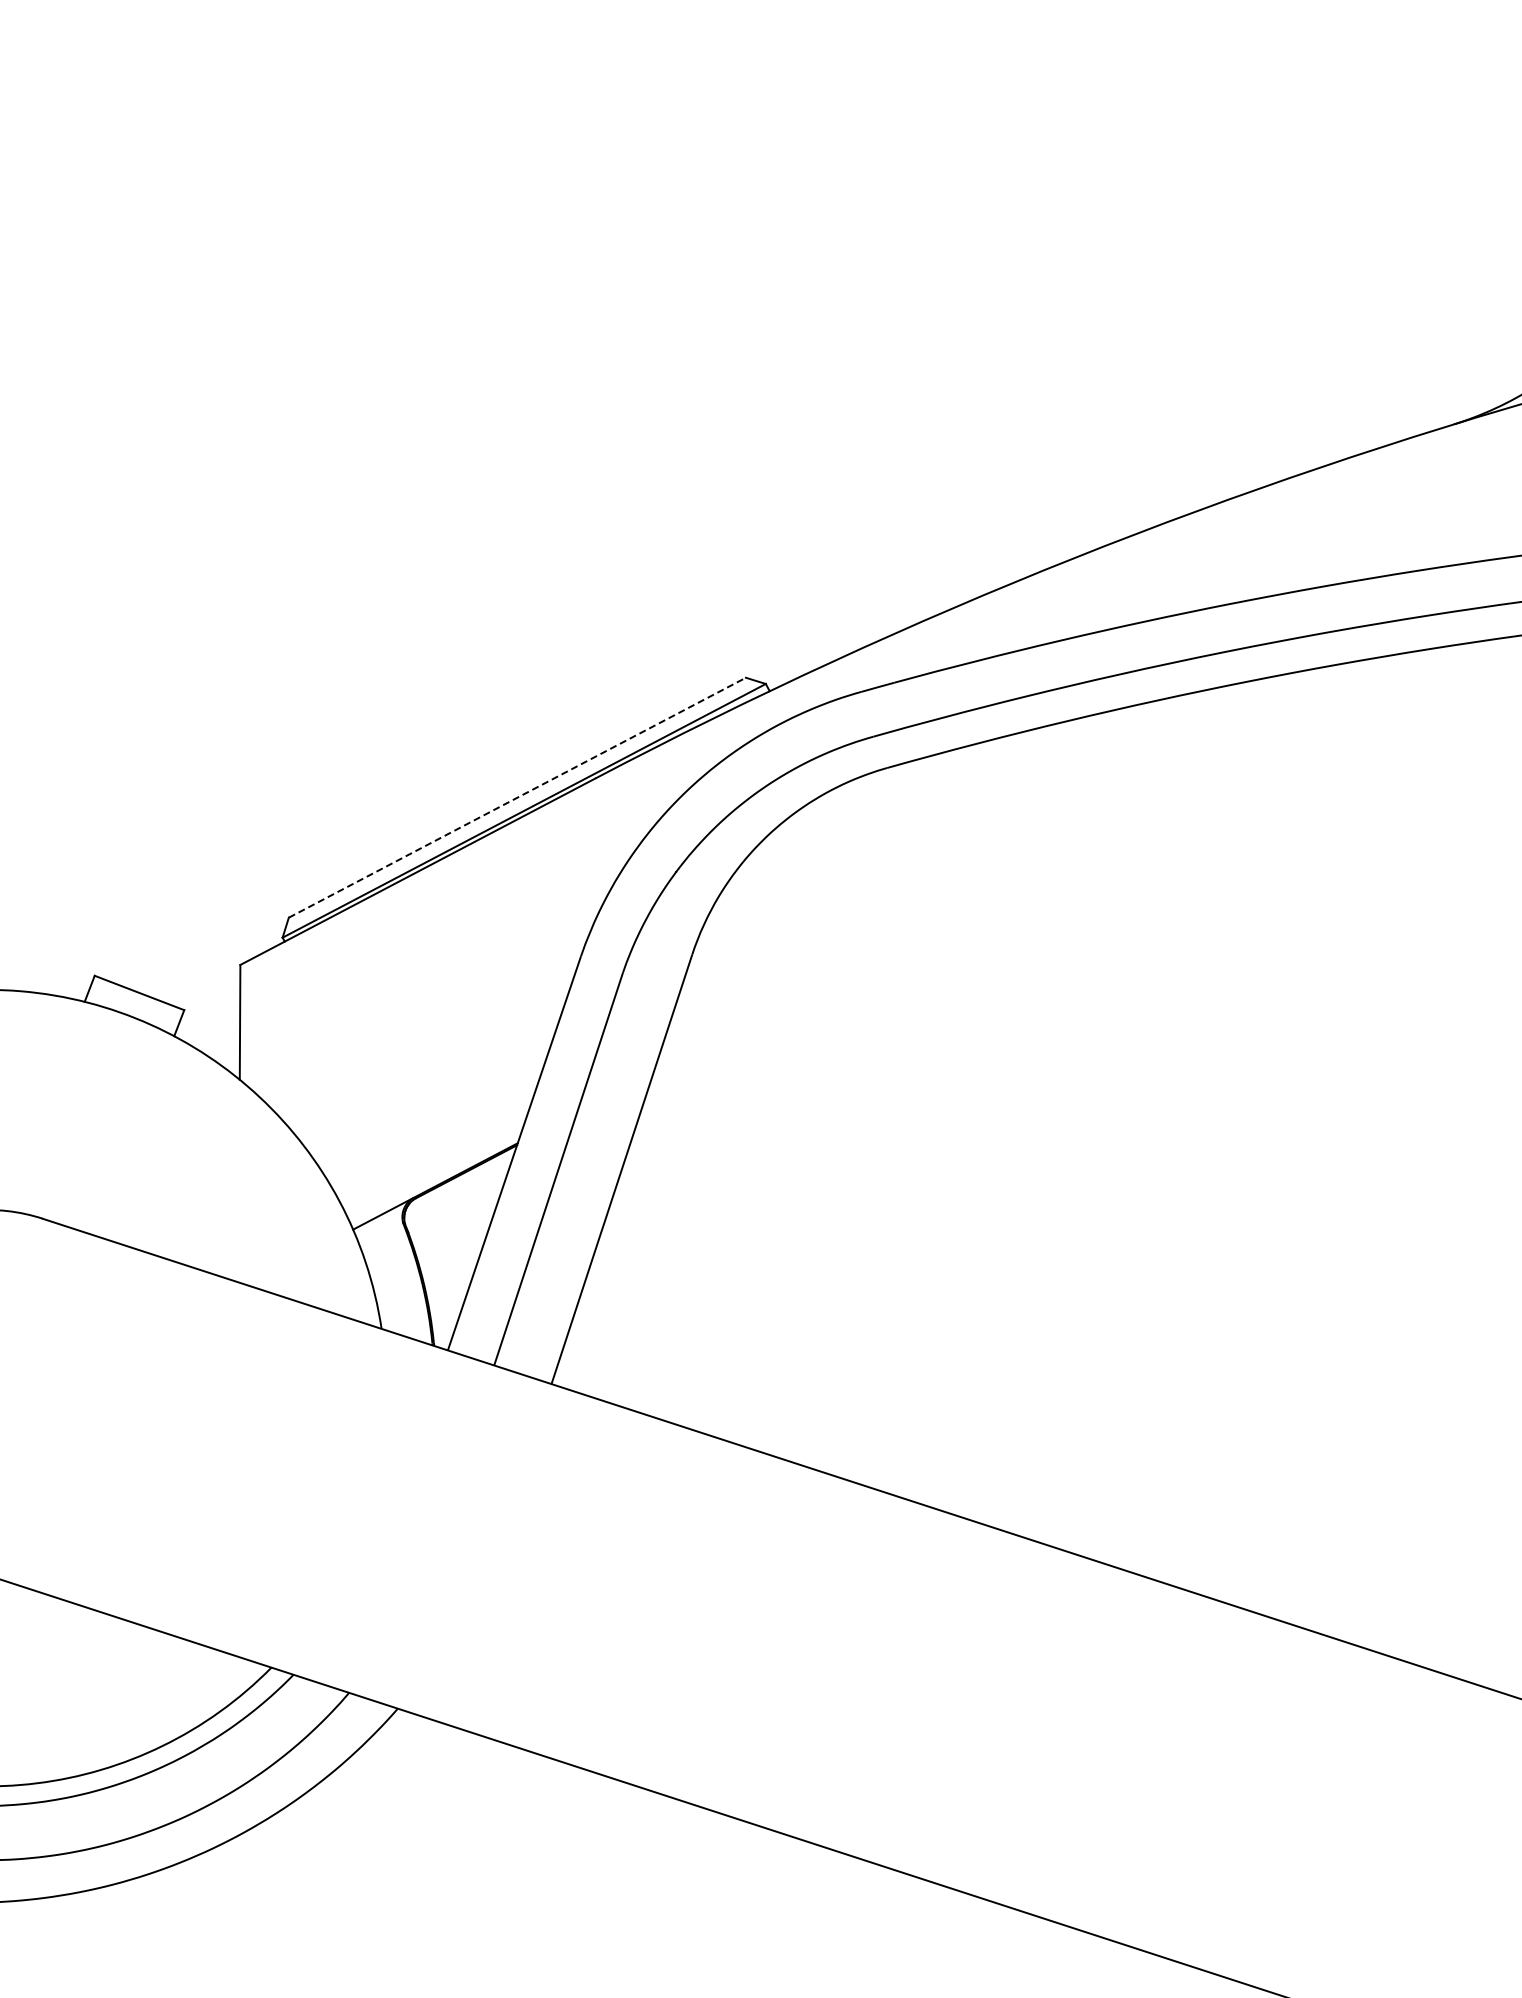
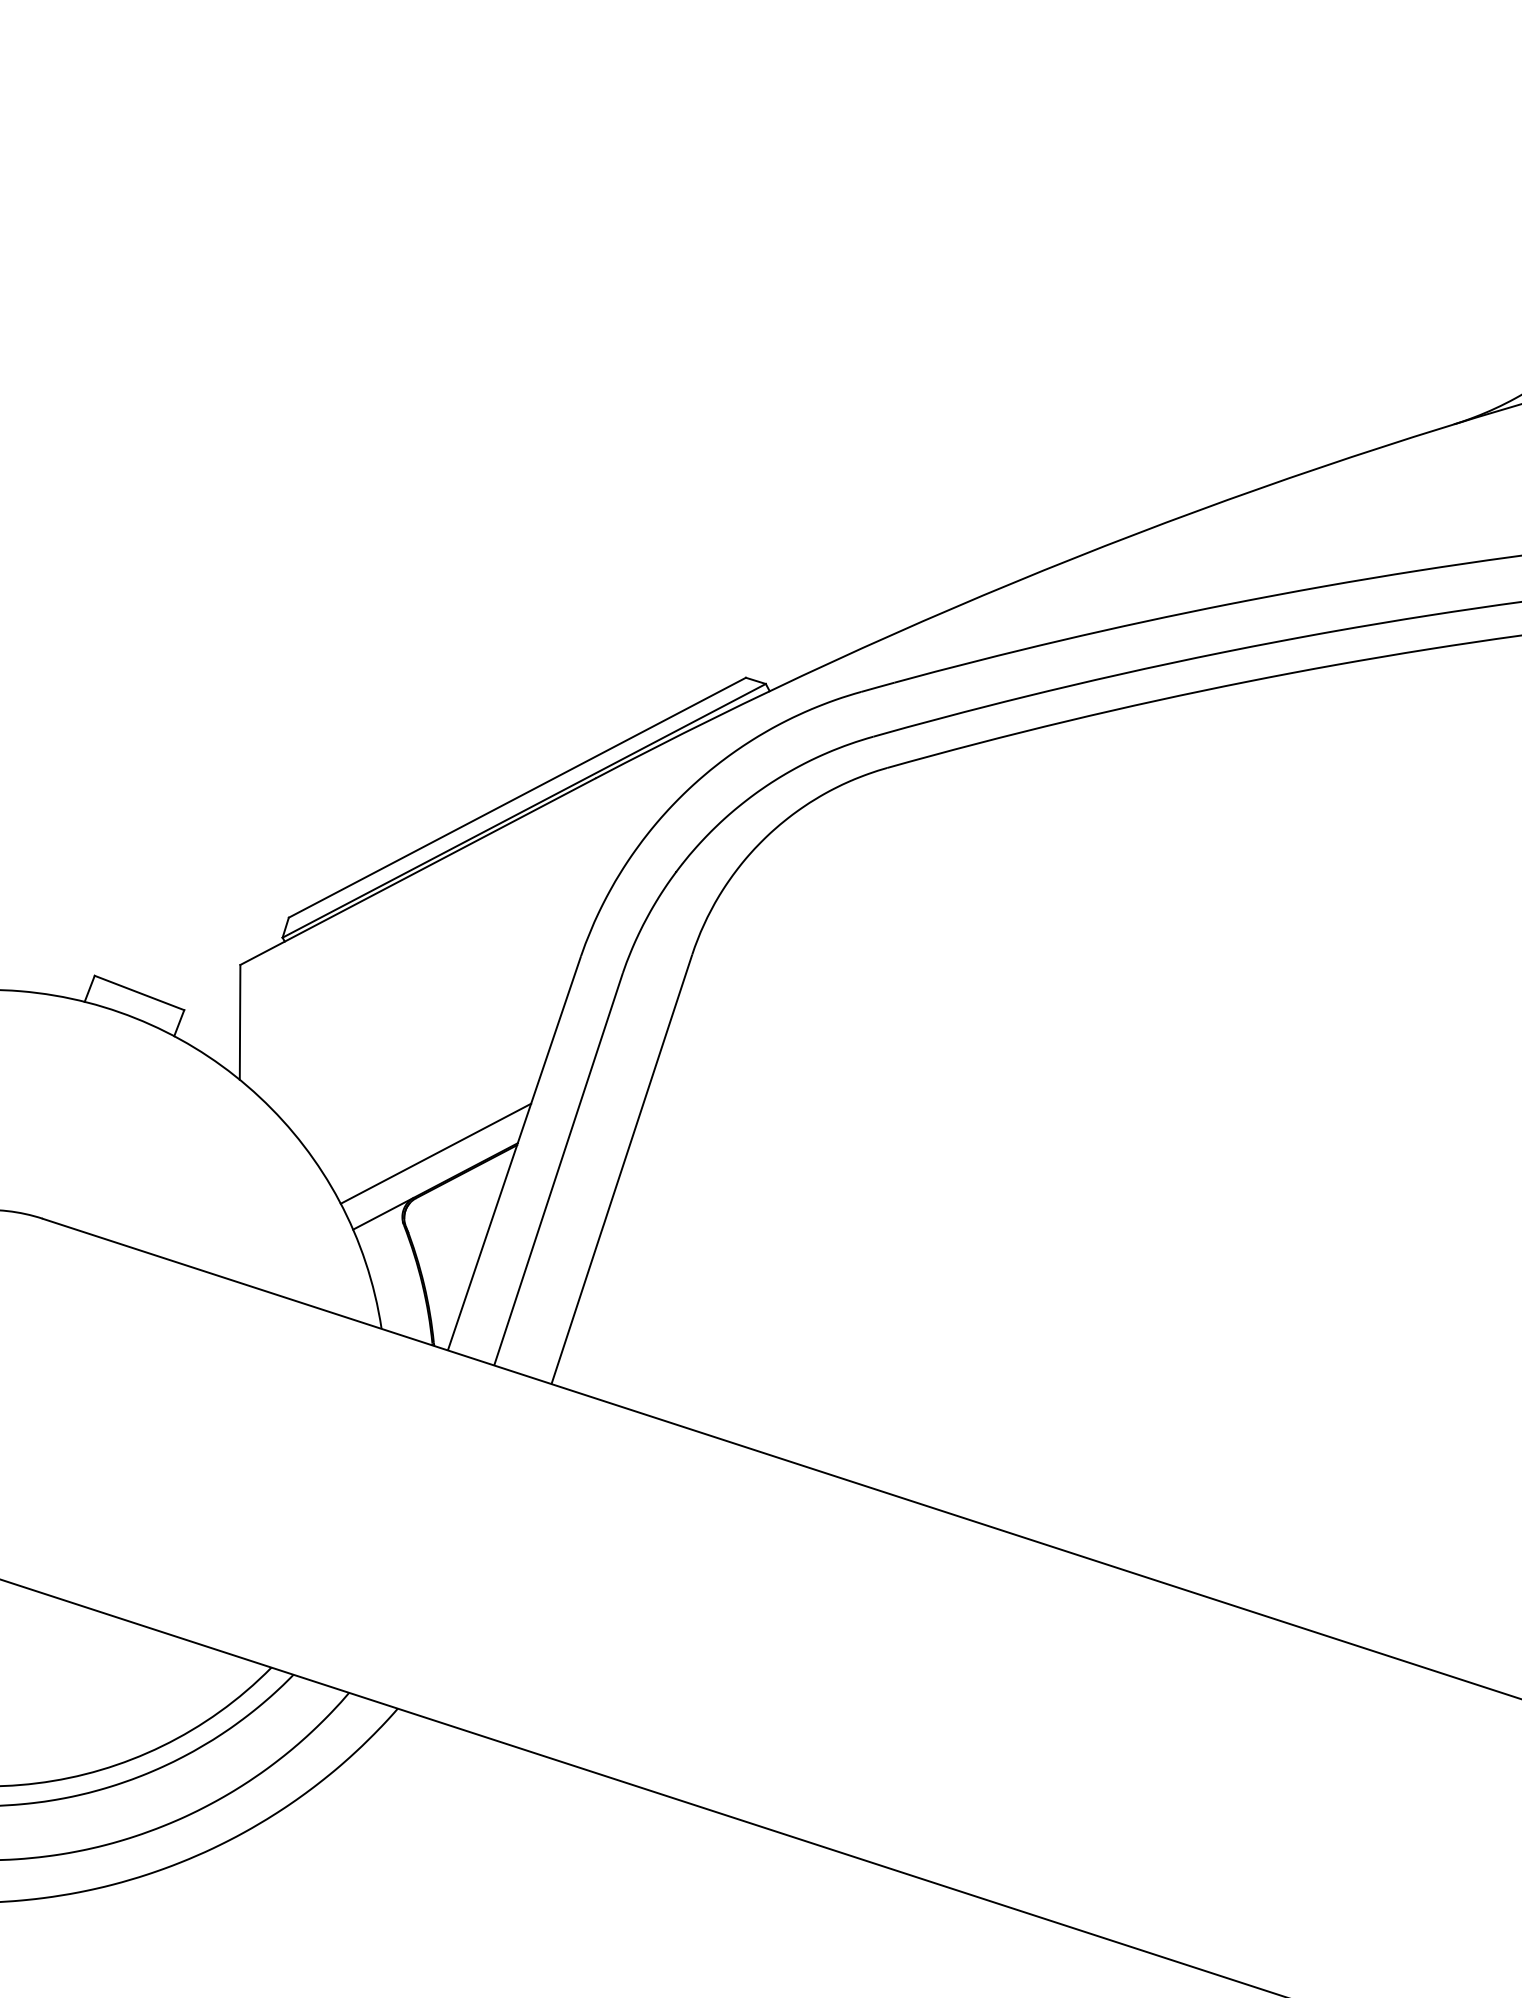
line: dashed -> solid (517, 797)
line: none -> present (435, 1153)
